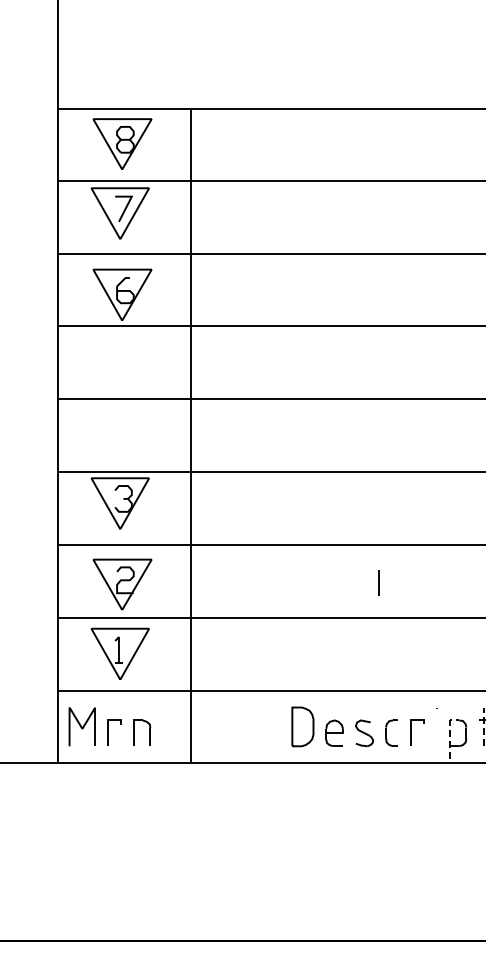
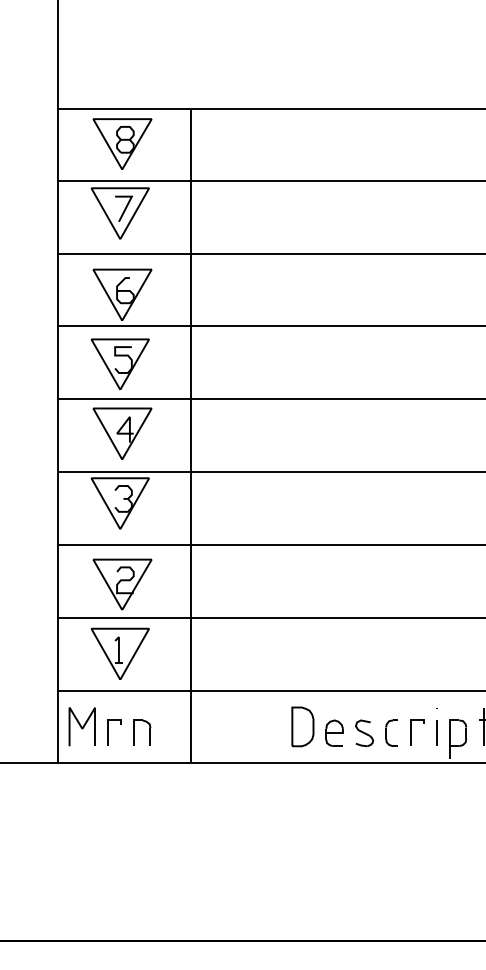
part: none -> present (119, 363)
part: none -> present (122, 433)
line position: (378, 582) -> (436, 732) (436, 732)
line: dashed -> solid (483, 726)
line: dashed -> solid (449, 734)
